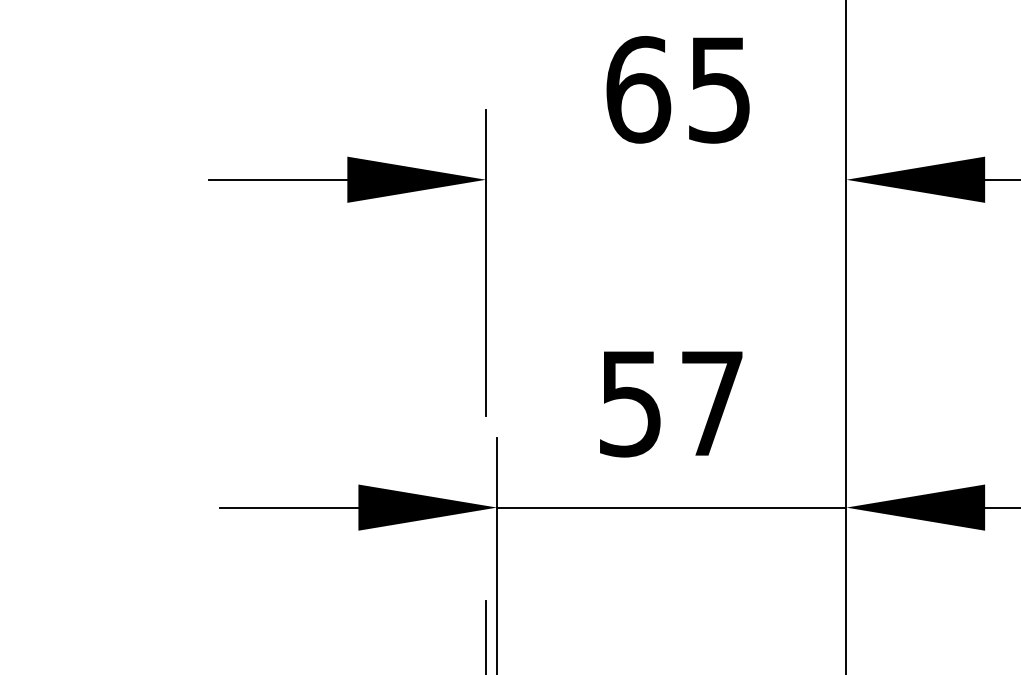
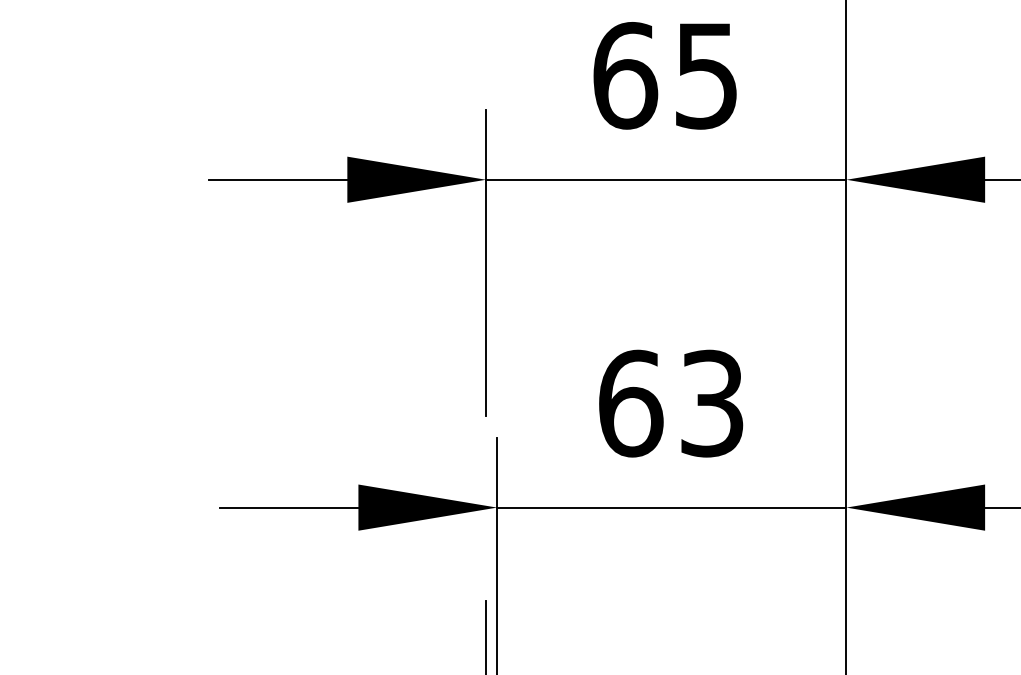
text position: (677, 89) -> (664, 75) (664, 75)
line: none -> present (665, 179)
text: 57 -> 63 (671, 403)
